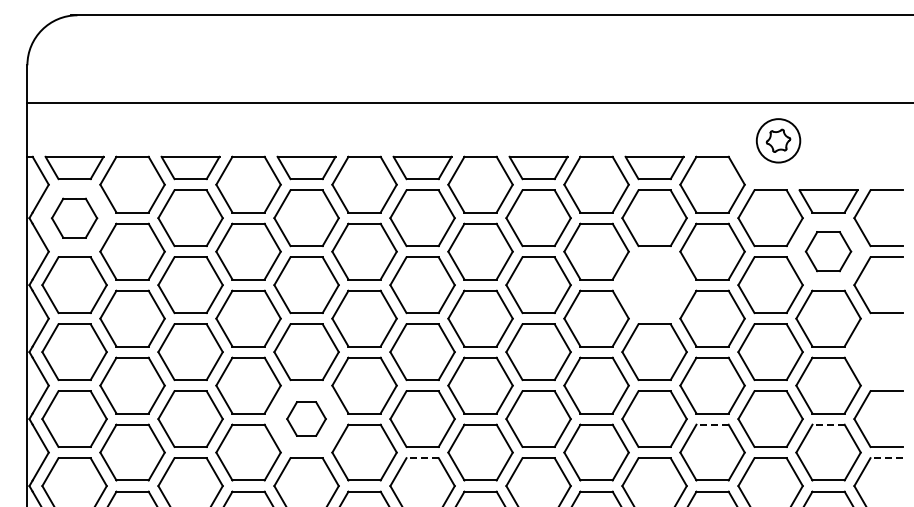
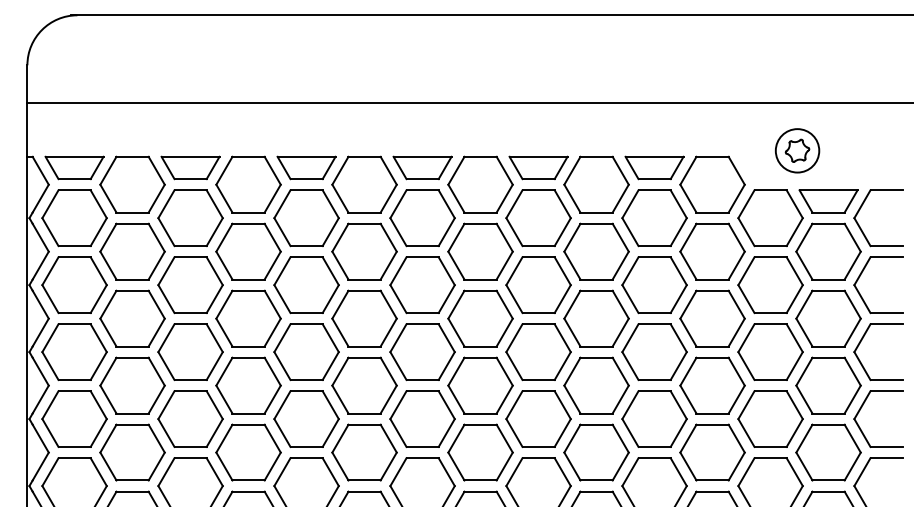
part position: (778, 140) -> (797, 150) (797, 150)
part size: 49x42 px -> 67x59 px (74, 218)
part size: 49x42 px -> 67x59 px (828, 251)
part: none -> present (654, 285)
part: none -> present (862, 340)
part size: 41x36 px -> 67x58 px (306, 418)
line: dashed -> solid (712, 424)
line: dashed -> solid (828, 424)
line: dashed -> solid (422, 458)
line: dashed -> solid (886, 458)
